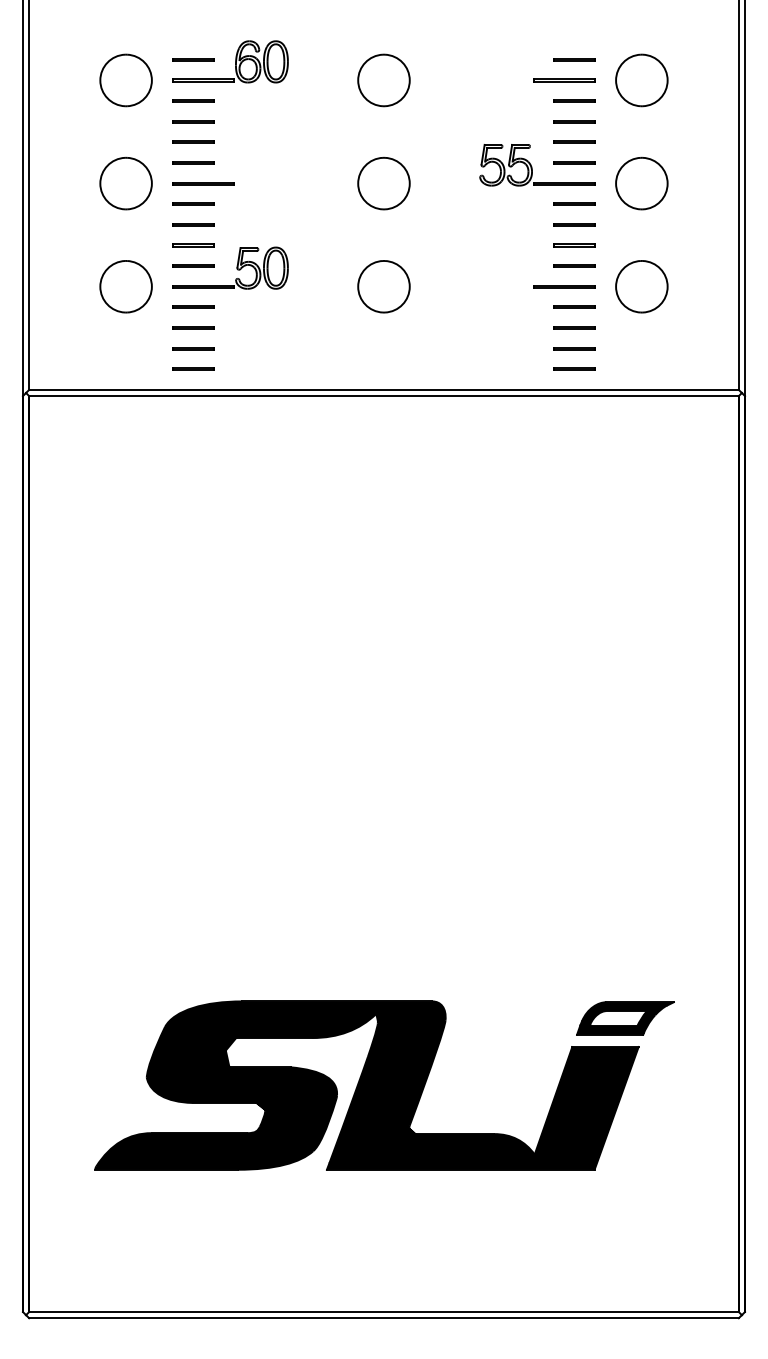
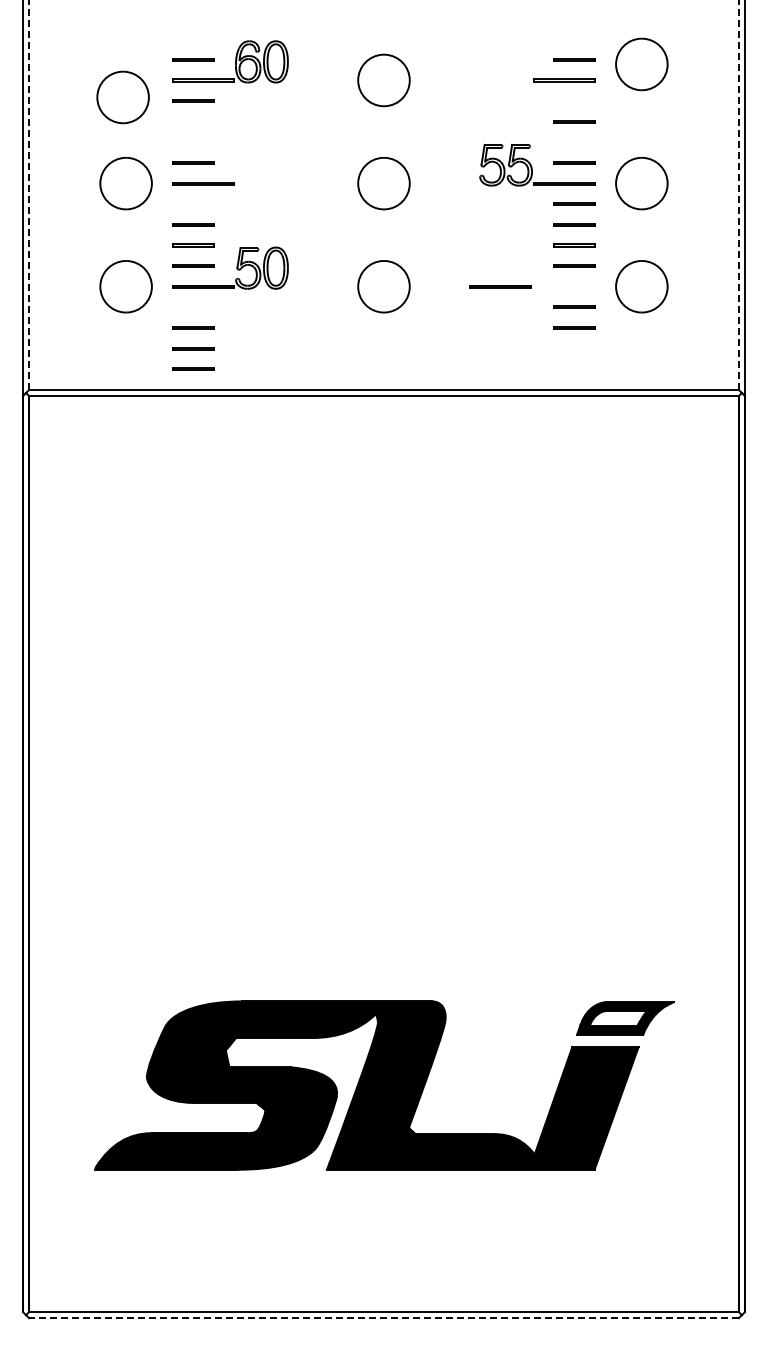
part position: (125, 80) -> (122, 97) (122, 97)
part position: (641, 80) -> (641, 64) (641, 64)
line: present -> none (574, 100)
line: present -> none (193, 121)
line: present -> none (193, 141)
line: present -> none (574, 141)
line: solid -> dashed (738, 194)
line: solid -> dashed (29, 195)
line: present -> none (193, 203)
line position: (564, 286) -> (500, 286) (500, 286)
line: present -> none (193, 306)
line: present -> none (574, 348)
line: present -> none (574, 368)
line: solid -> dashed (384, 1318)
